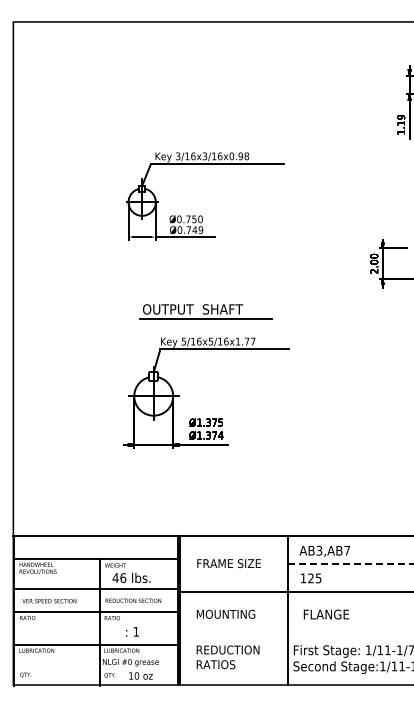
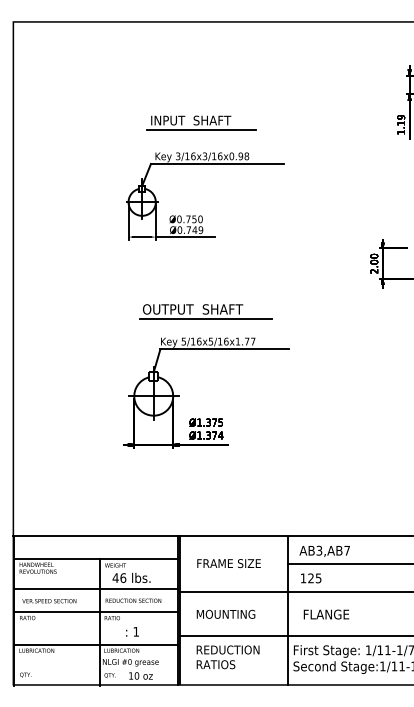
part: none -> present (201, 122)
line: dashed -> solid (350, 564)
line: none -> present (295, 636)
